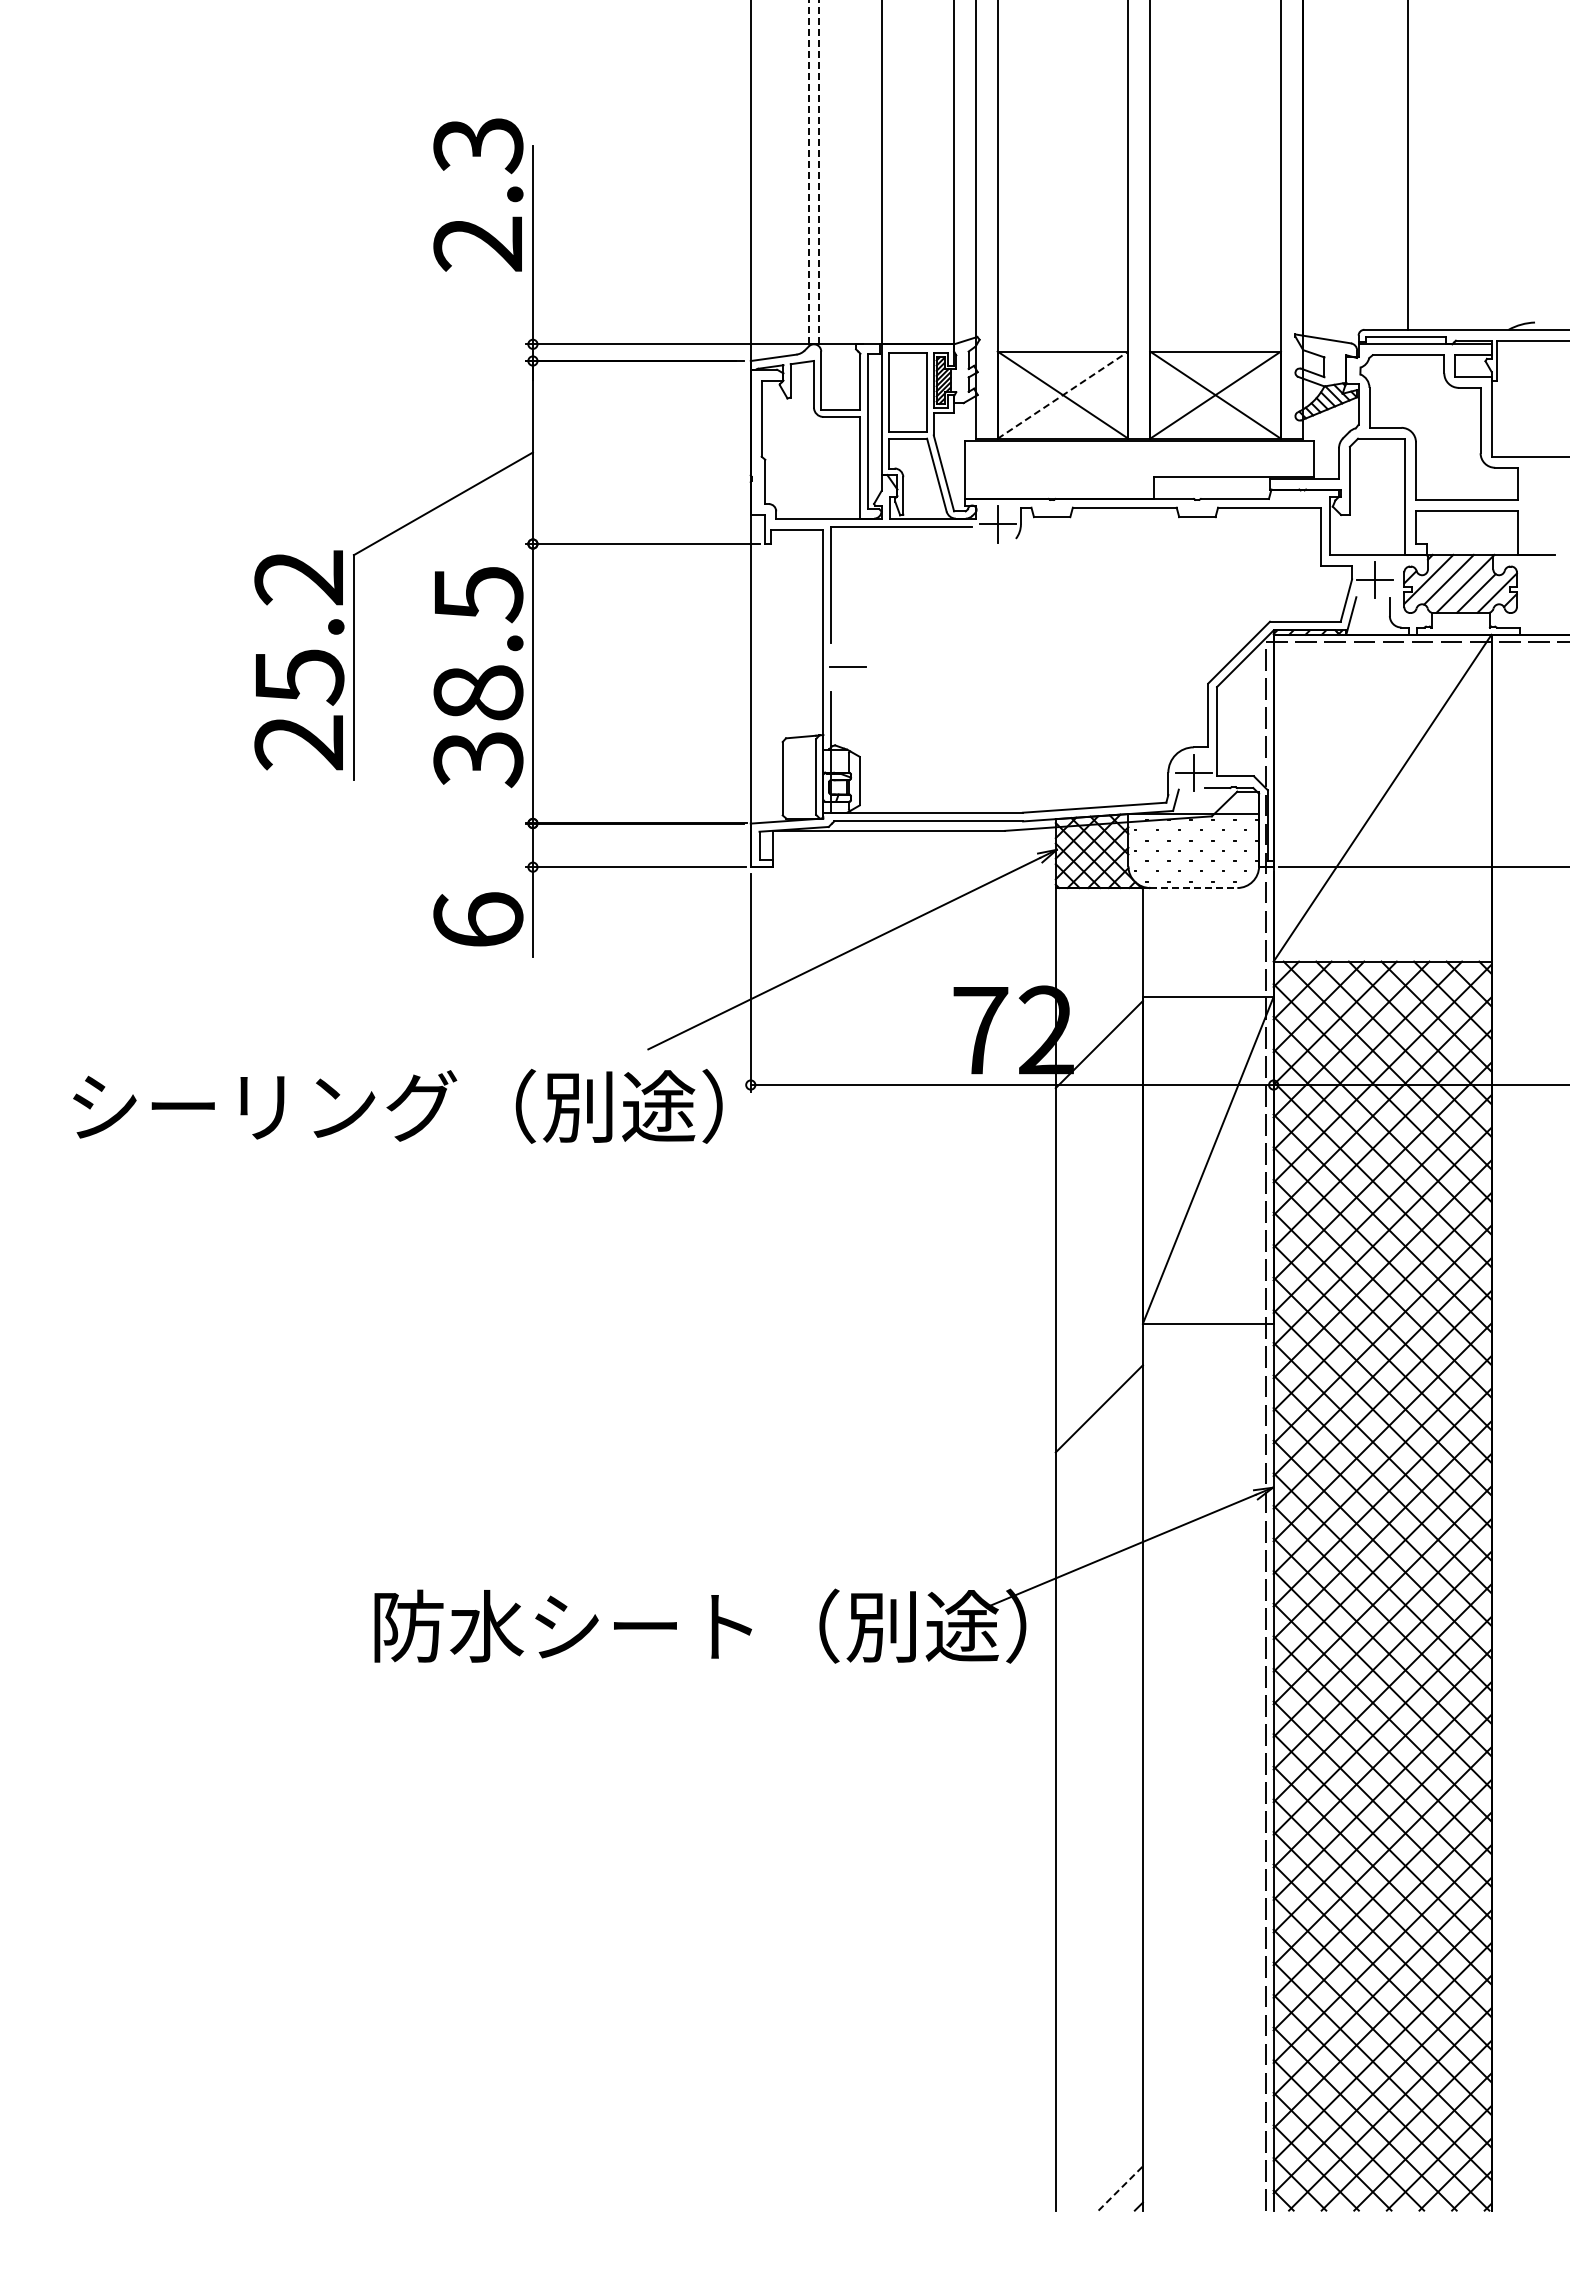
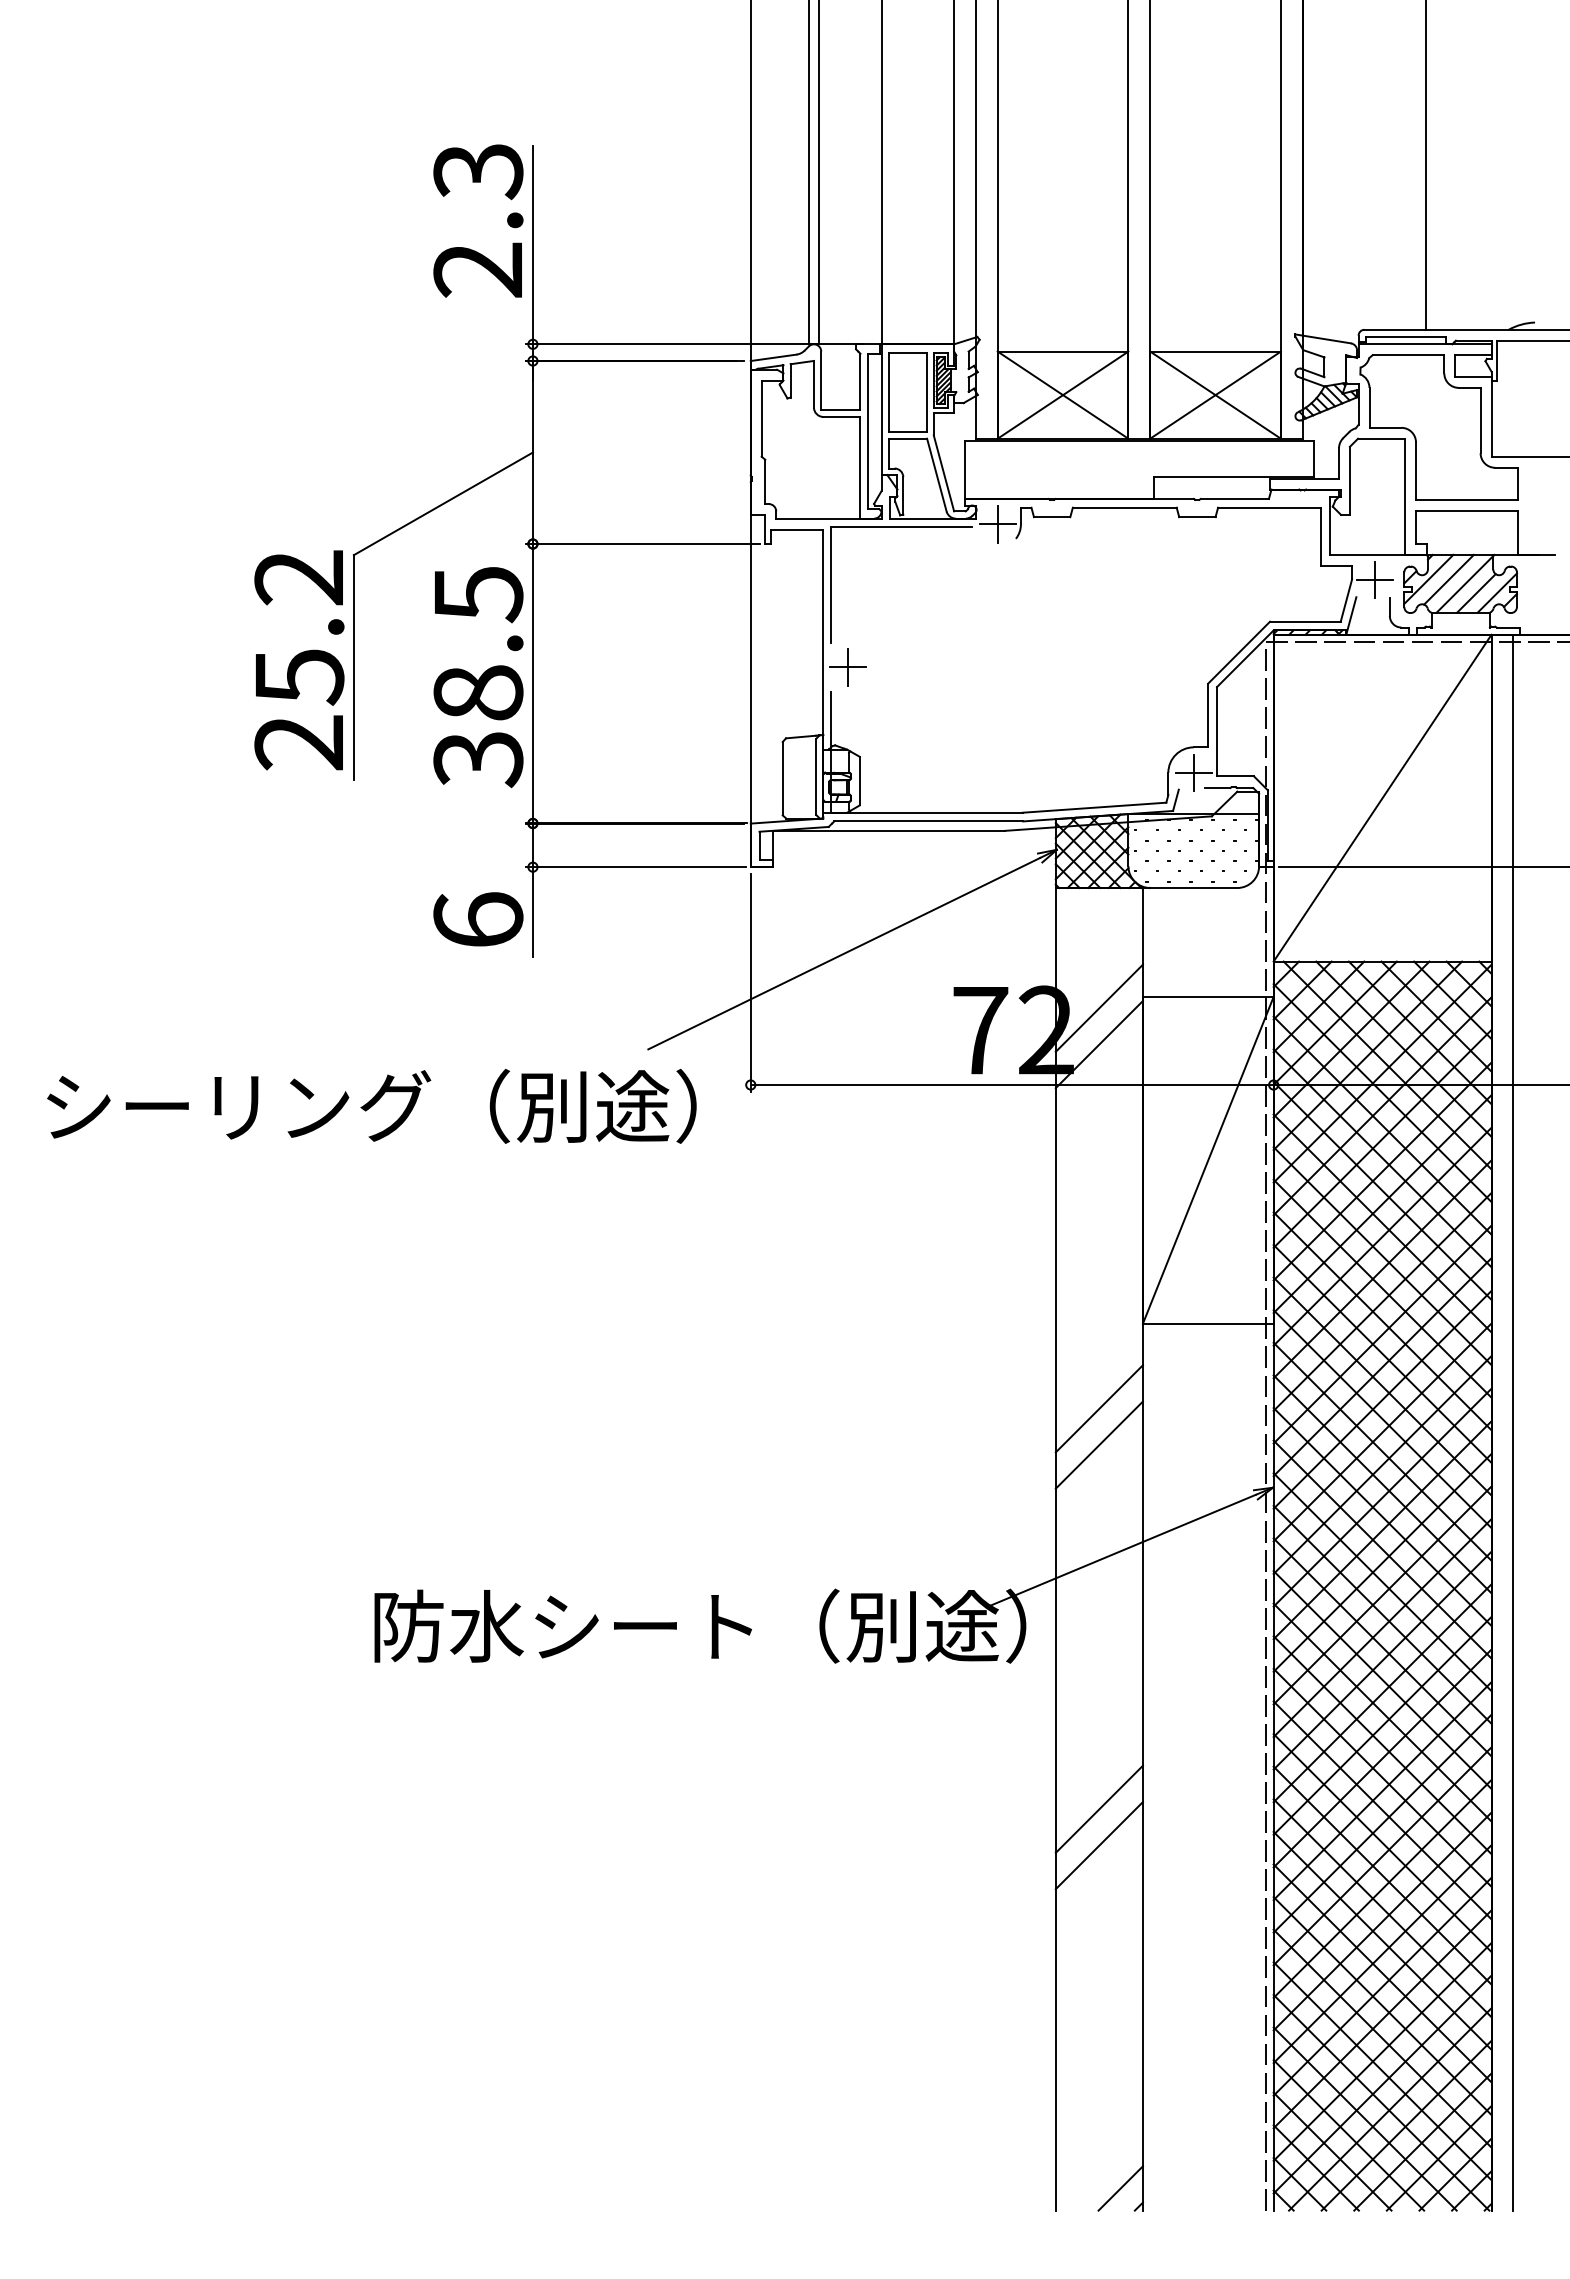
line position: (1408, 165) -> (1426, 165) (1426, 165)
line: dashed -> solid (808, 172)
line: dashed -> solid (819, 172)
text position: (478, 194) -> (478, 220) (478, 220)
line: dashed -> solid (1063, 395)
line: none -> present (848, 667)
line: dashed -> solid (1193, 888)
line: none -> present (1098, 1007)
text position: (397, 1105) -> (371, 1105) (371, 1105)
line: none -> present (1513, 1422)
line: none -> present (1098, 1444)
line: none -> present (1098, 1808)
line: none -> present (1098, 1845)
line: dashed -> solid (1121, 2188)
